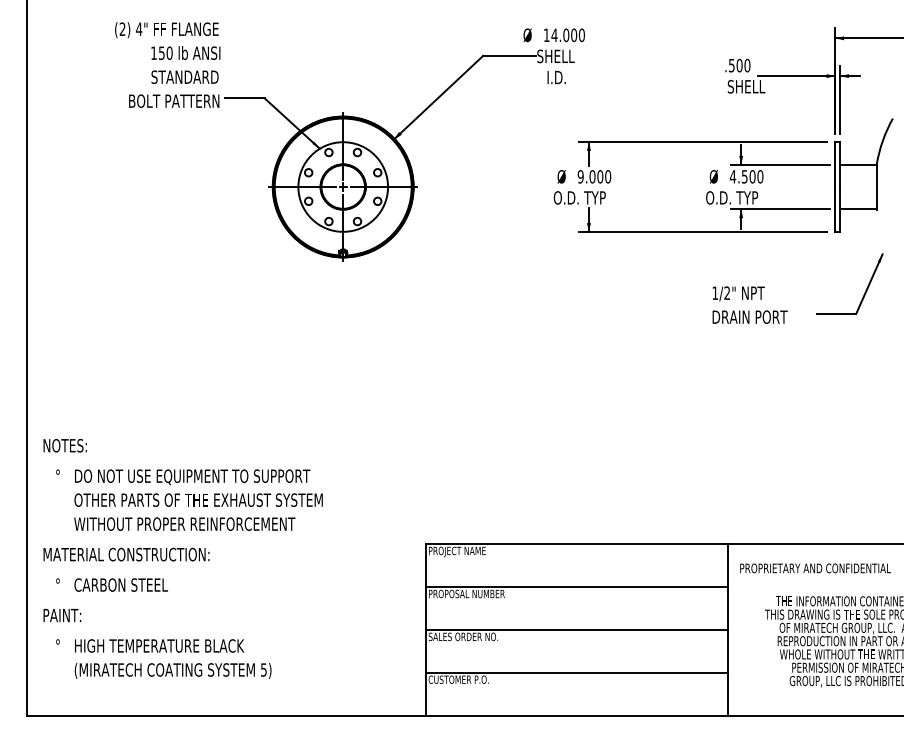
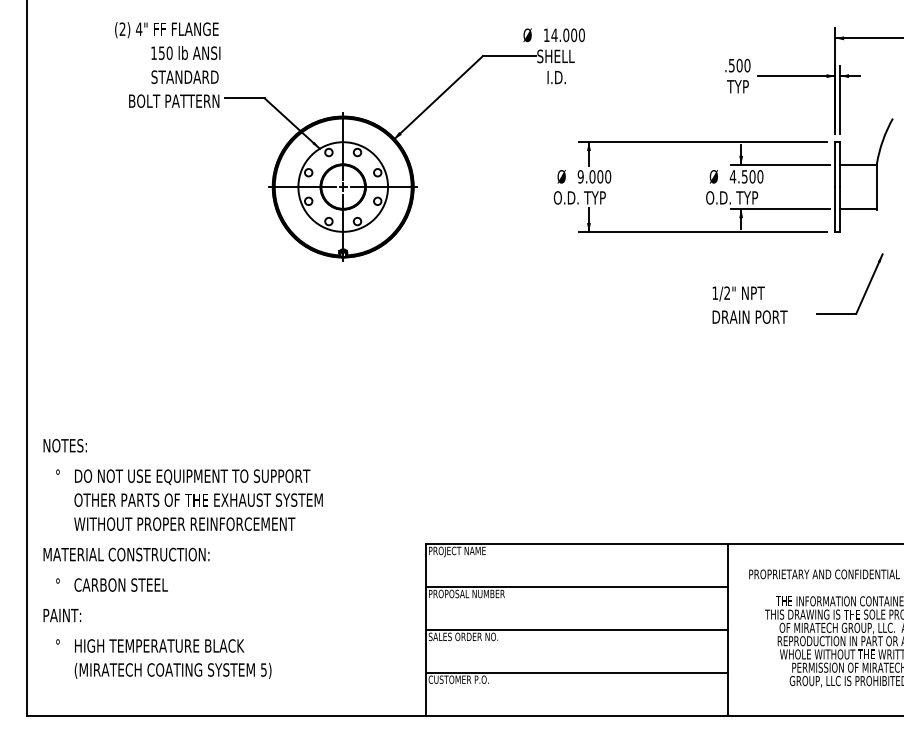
text: SHELL -> TYP (746, 86)
text position: (815, 568) -> (824, 574) (824, 574)
